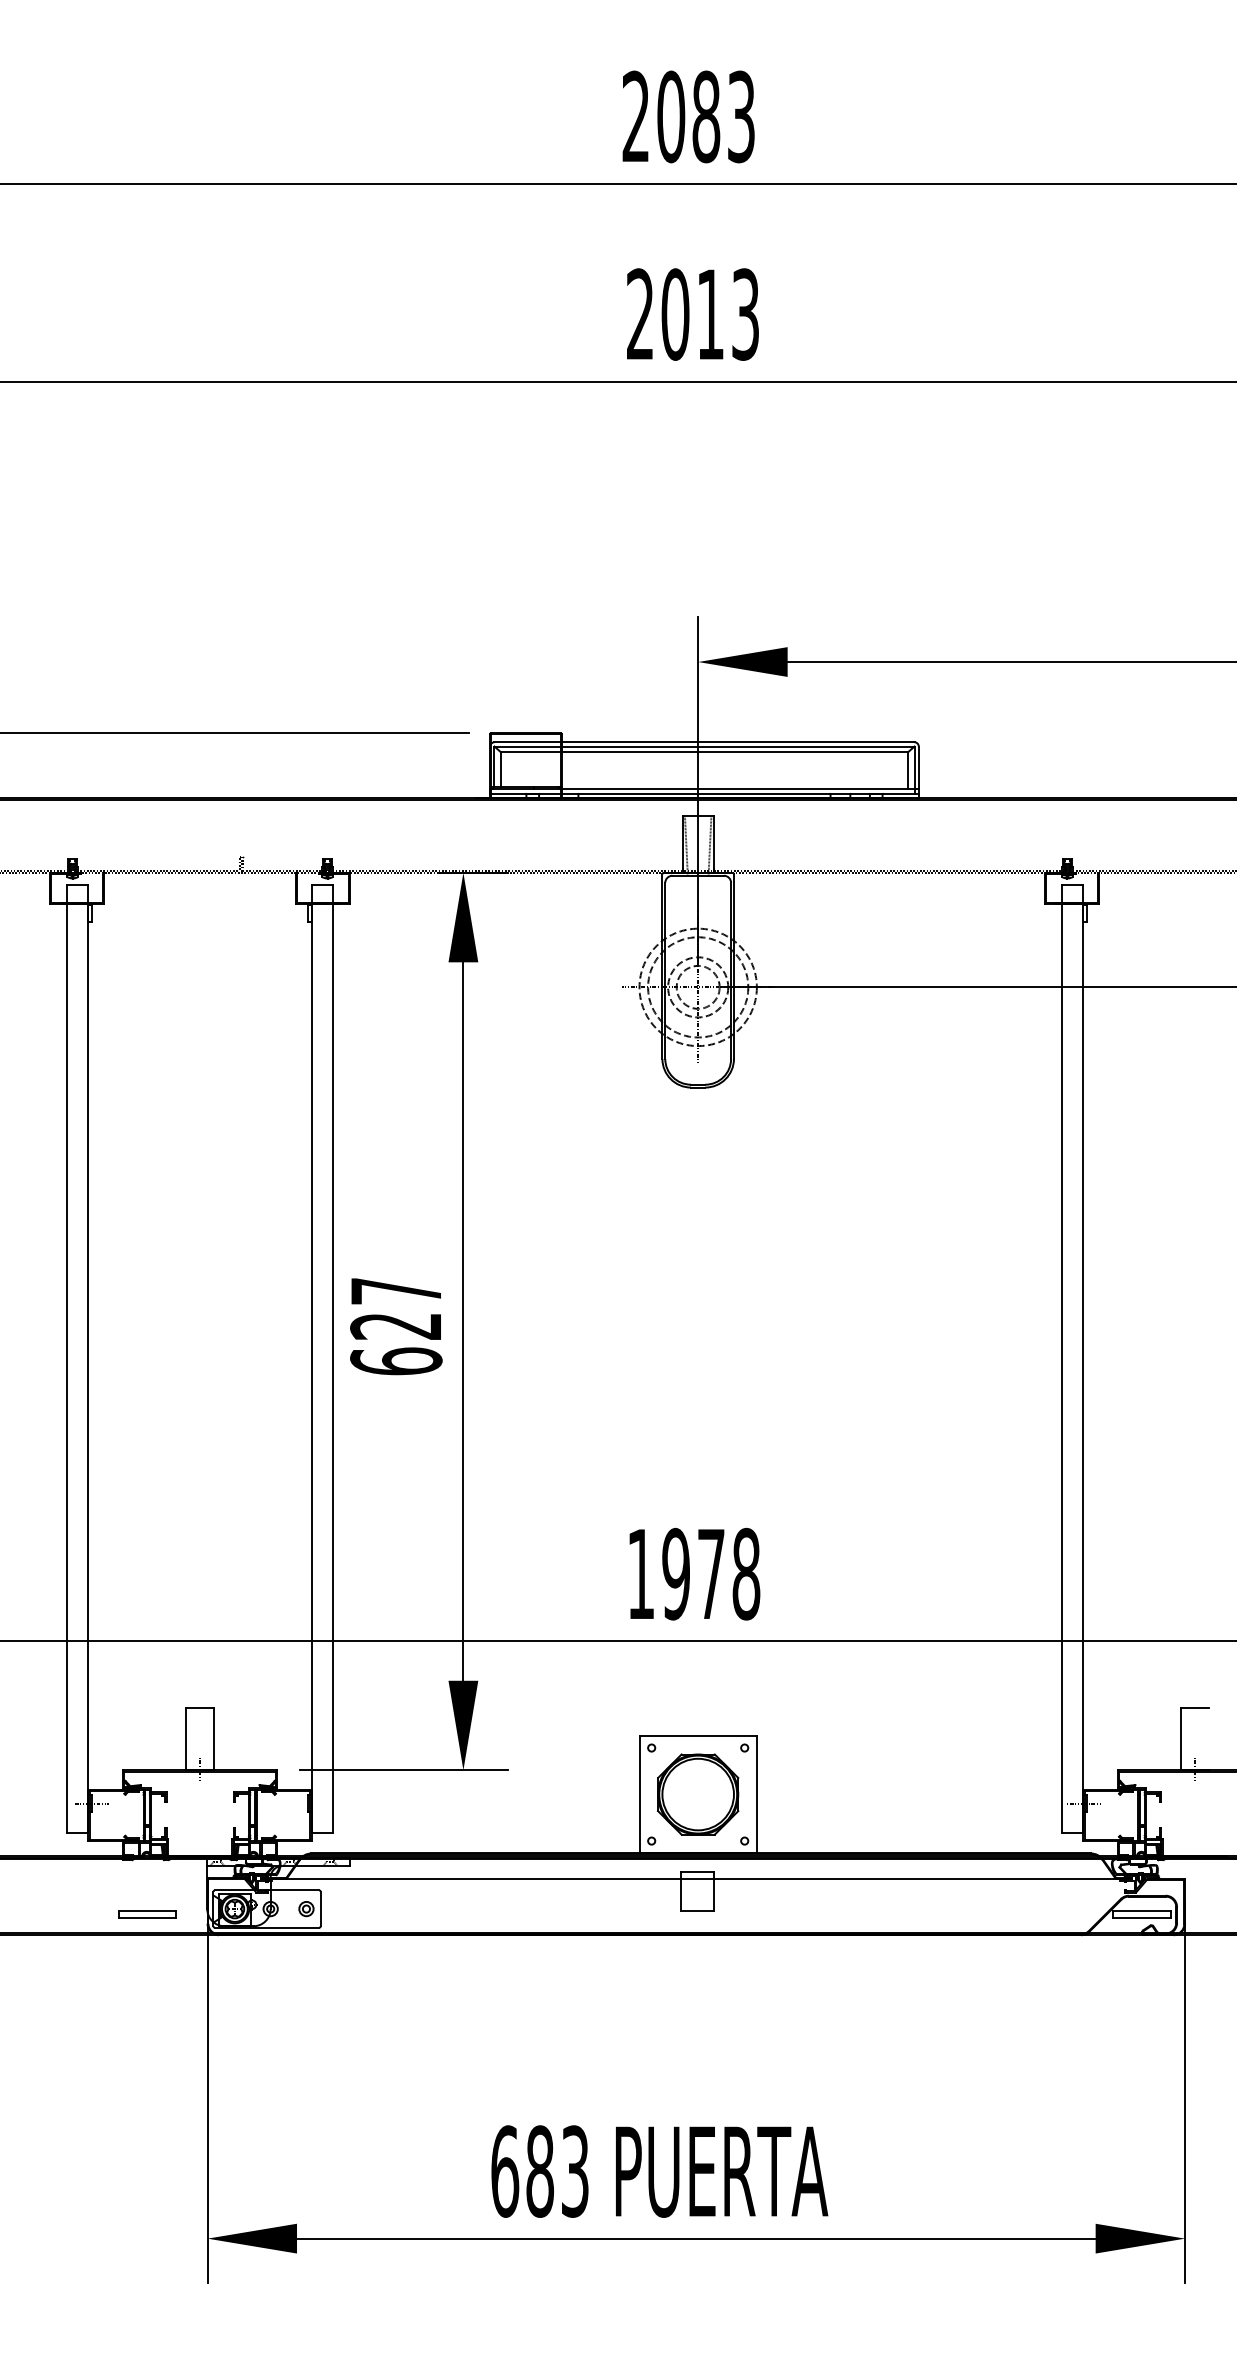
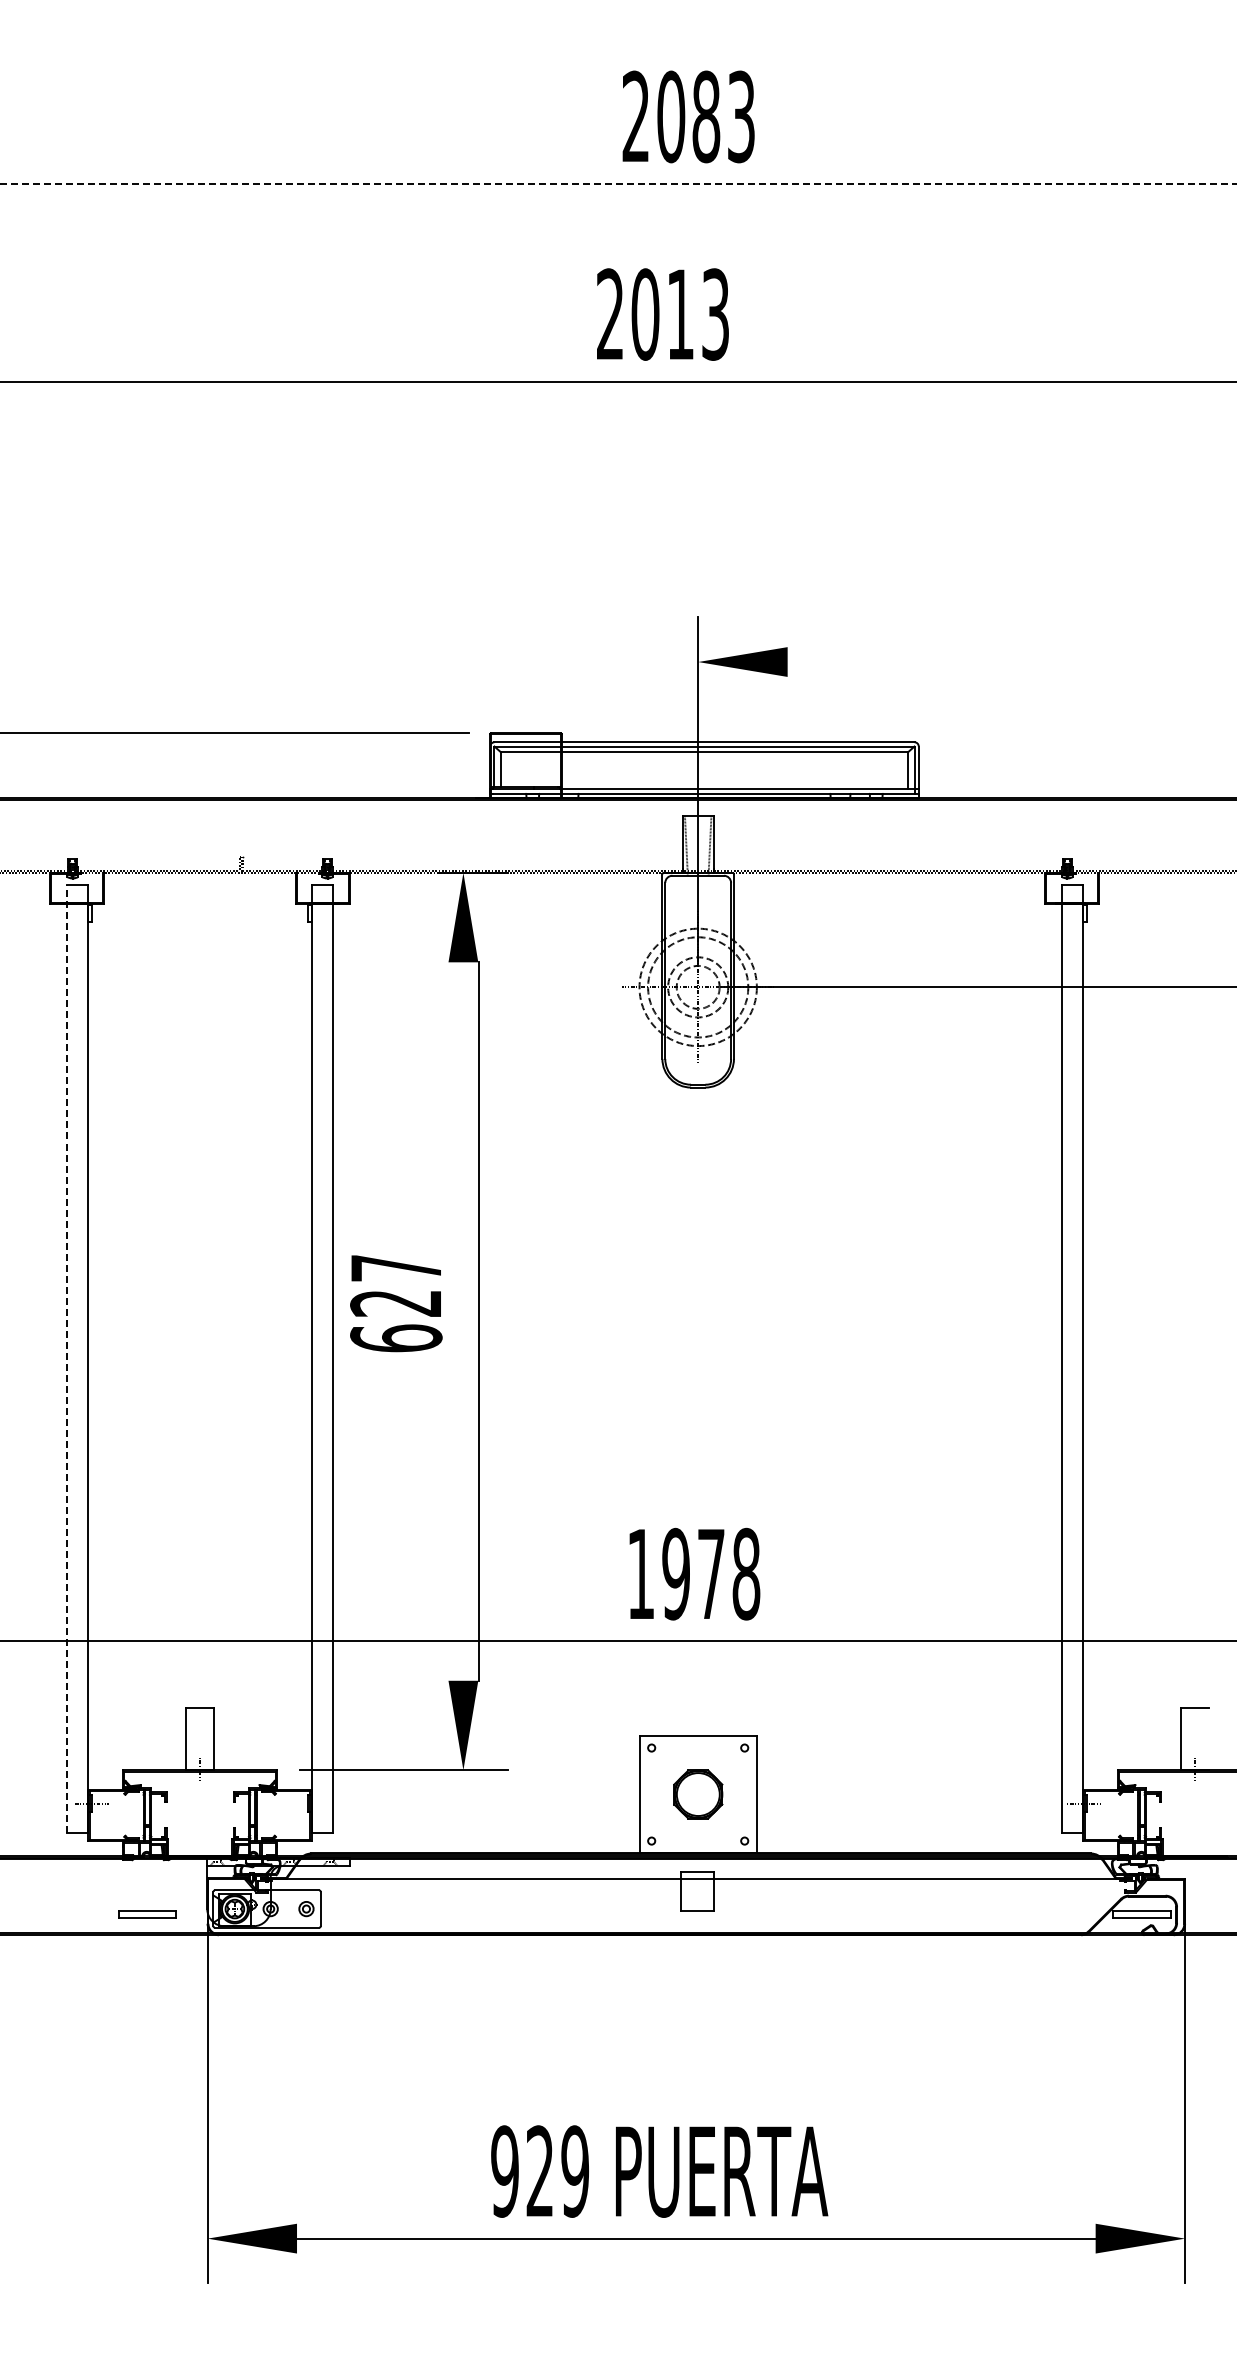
line: solid -> dashed (619, 184)
text position: (692, 314) -> (662, 314) (662, 314)
line: present -> none (1010, 662)
line position: (463, 1321) -> (479, 1321) (479, 1321)
text position: (396, 1326) -> (396, 1303) (396, 1303)
line: solid -> dashed (67, 1358)
part size: 83x83 px -> 51x51 px (698, 1794)
text: 683 -> 929 (539, 2171)
